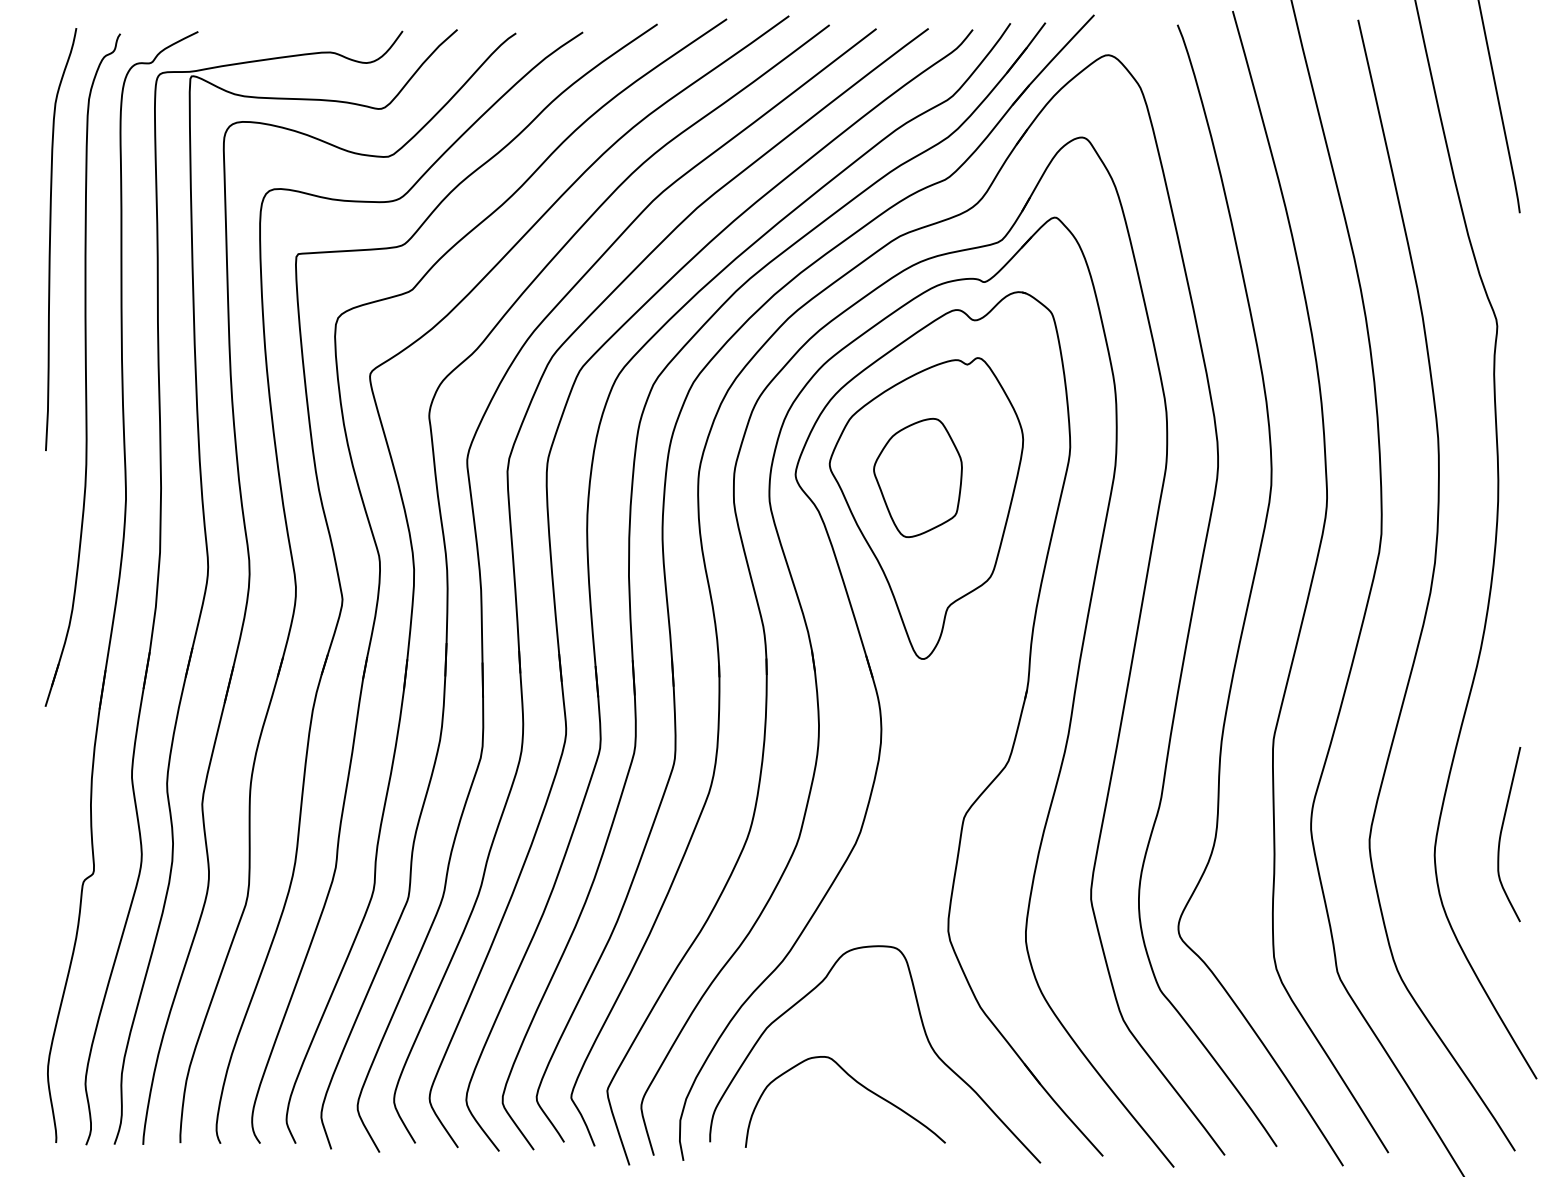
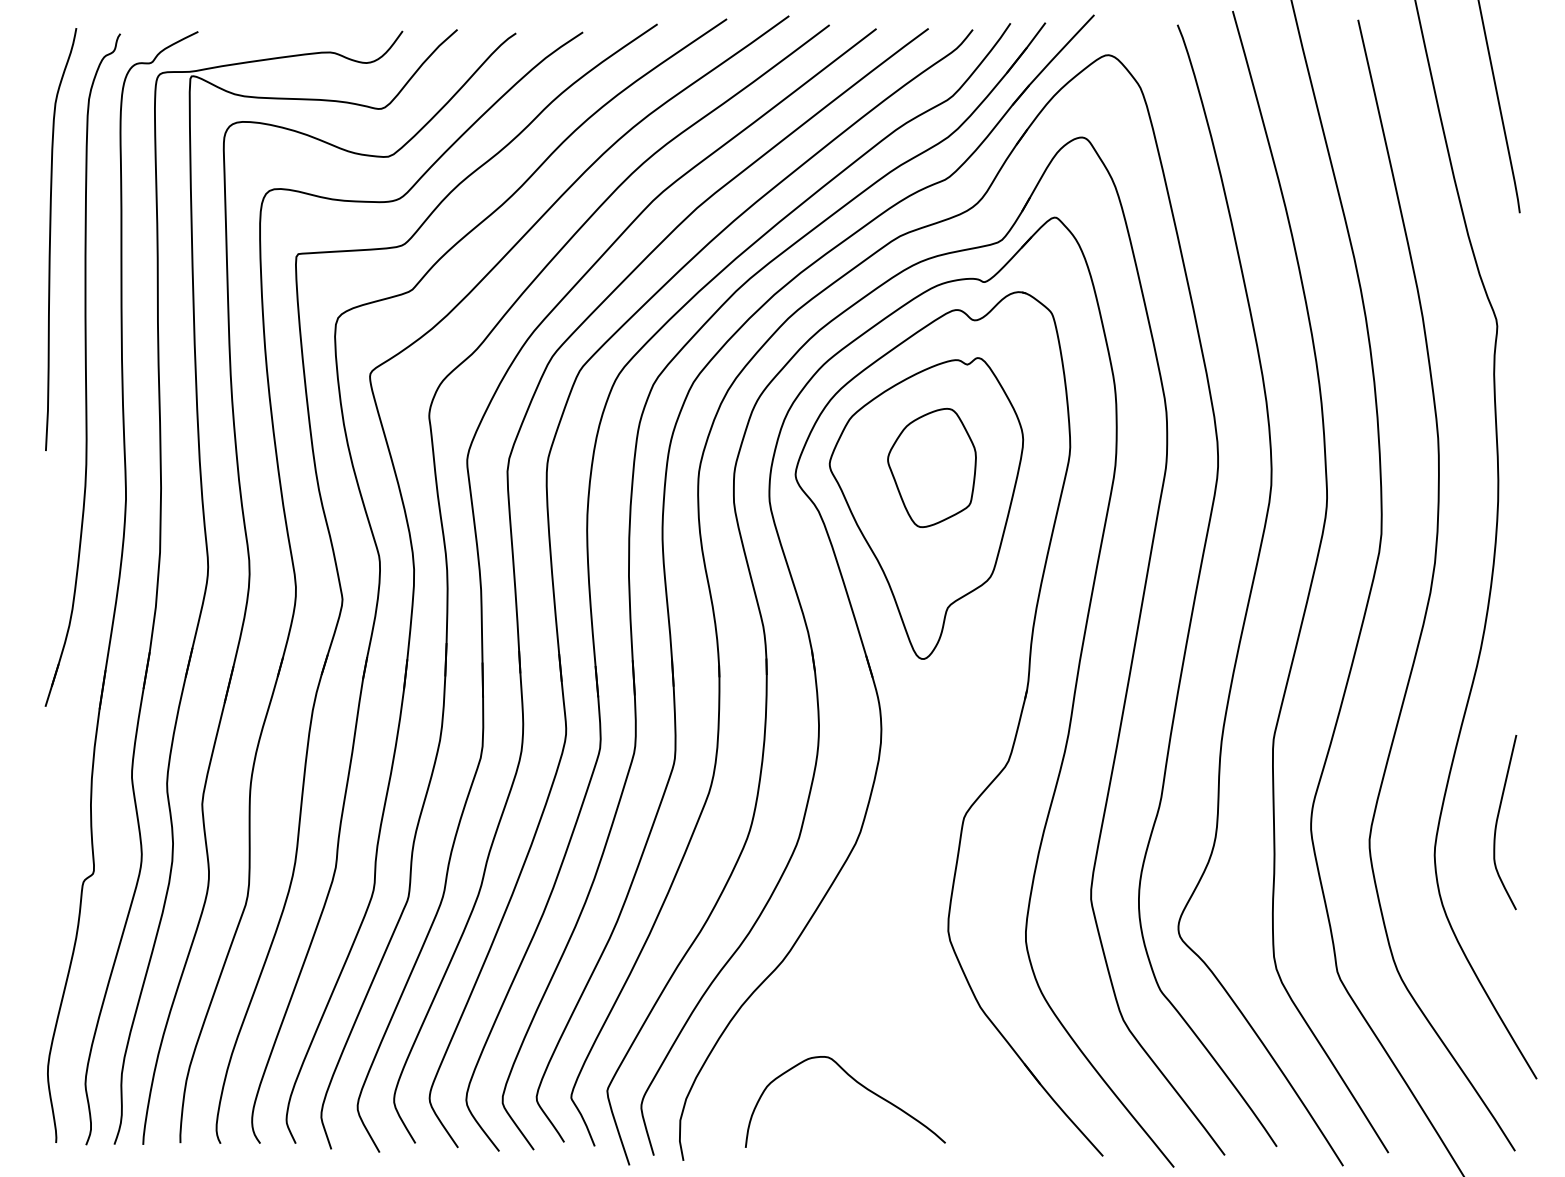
part position: (917, 478) -> (931, 468) (931, 468)
curve position: (1502, 831) -> (1498, 819) (1498, 819)
curve: present -> none (925, 1036)
